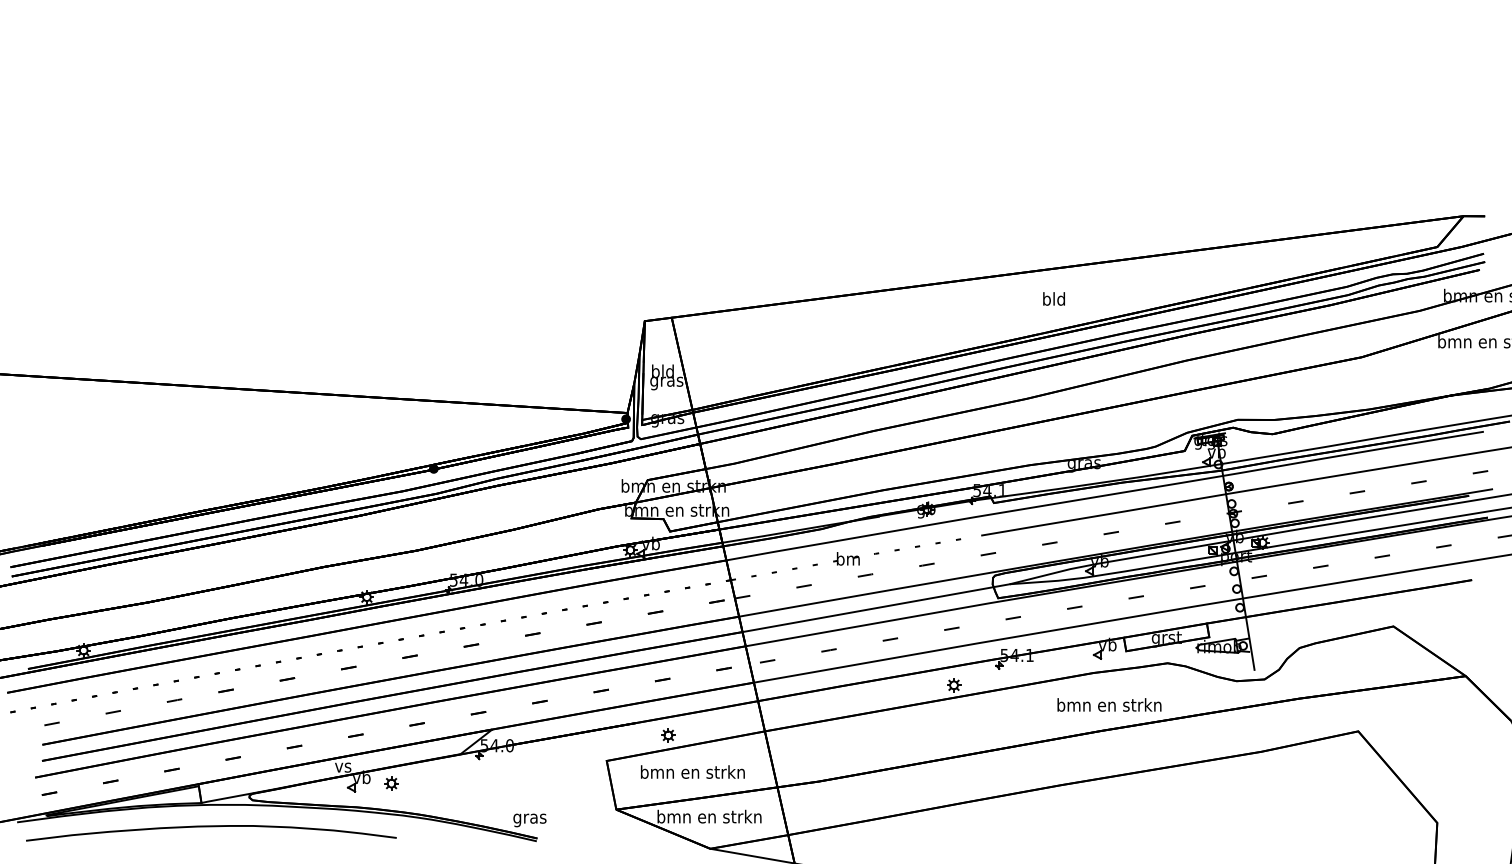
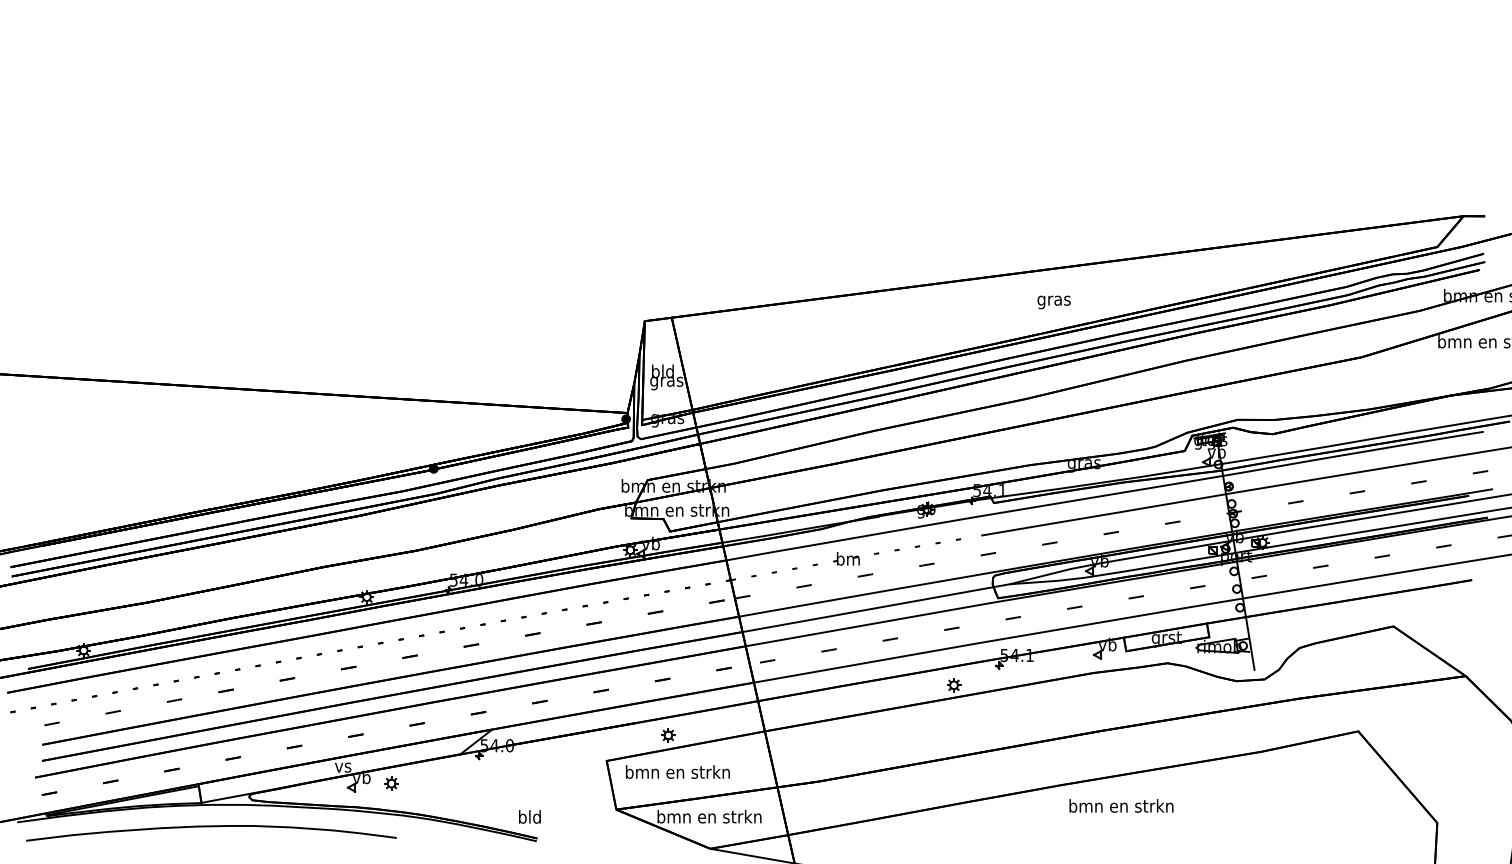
text: bld -> gras (1053, 300)
text position: (1109, 704) -> (1121, 805) (1121, 805)
text position: (692, 771) -> (677, 771) (677, 771)
text: gras -> bld (529, 818)
